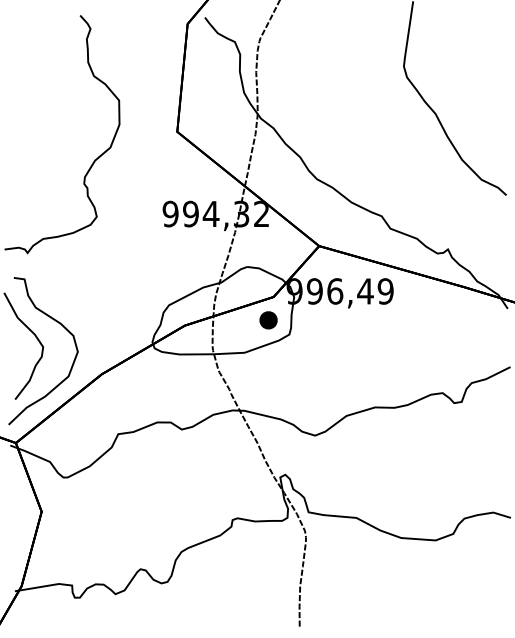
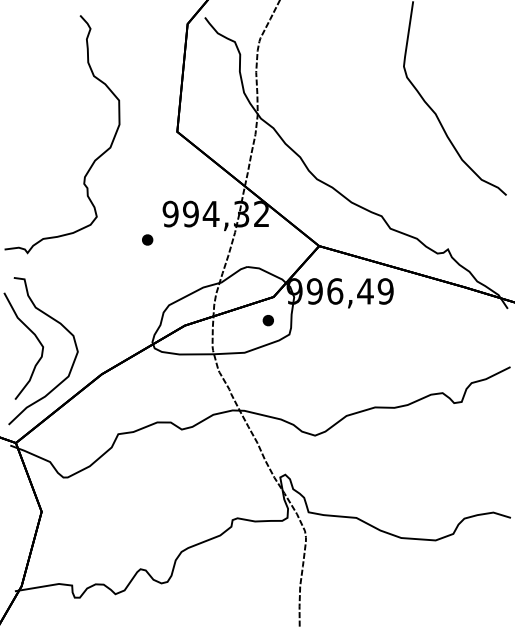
part: none -> present (147, 239)
part size: 19x19 px -> 12x12 px (267, 320)
